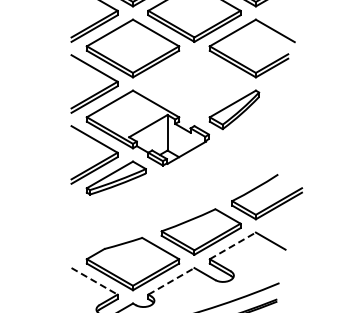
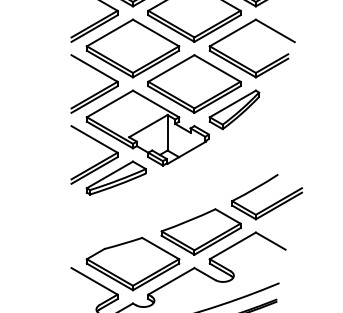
part: none -> present (194, 83)
line: dashed -> solid (232, 245)
line: dashed -> solid (94, 281)
line: dashed -> solid (171, 281)
